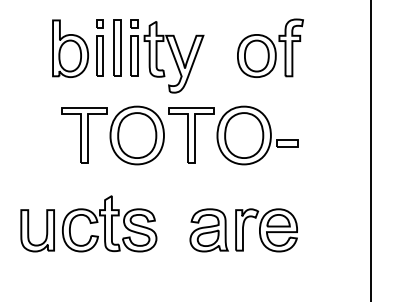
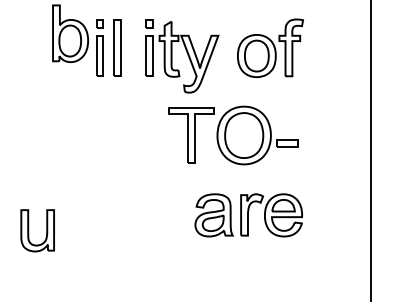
part position: (70, 48) -> (70, 33) (70, 33)
part position: (167, 56) -> (182, 56) (182, 56)
part: present -> none (112, 135)
part: present -> none (109, 223)
part position: (243, 230) -> (248, 215) (248, 215)
